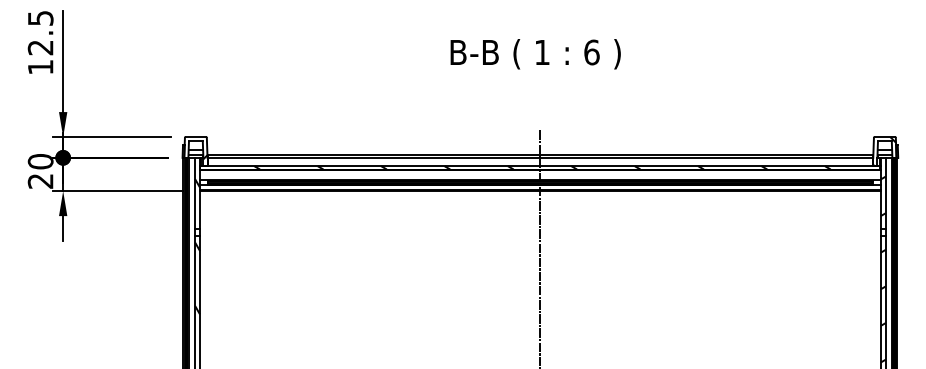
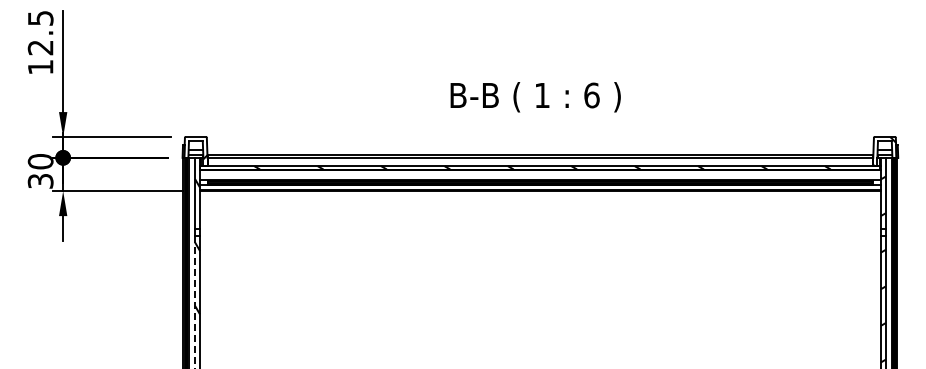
text position: (535, 54) -> (535, 97) (535, 97)
text: 20 -> 30 (40, 181)
line: present -> none (540, 247)
line: solid -> dashed (195, 302)
